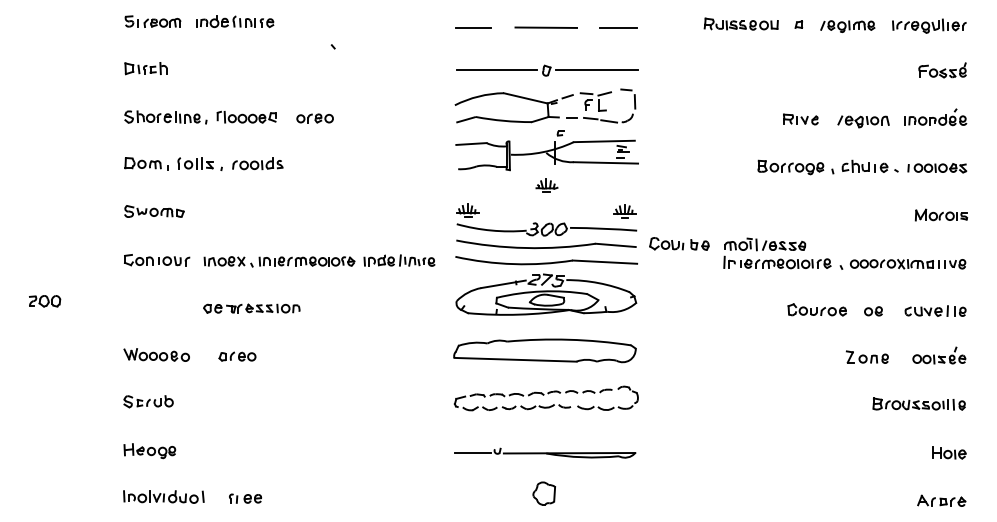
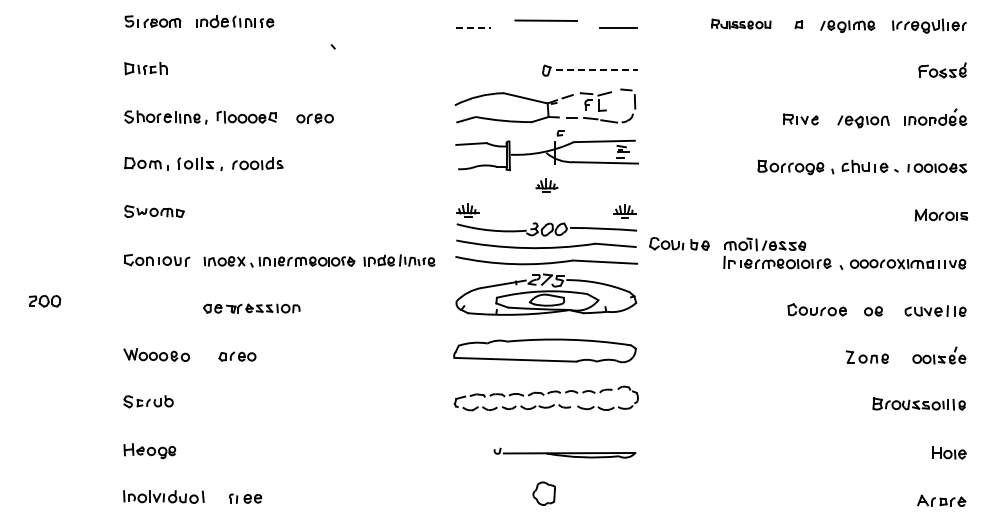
part size: 76x14 px -> 61x12 px (741, 23)
line: solid -> dashed (474, 27)
line position: (545, 27) -> (545, 20) (545, 20)
line: solid -> dashed (597, 69)
line: present -> none (496, 70)
line: present -> none (472, 453)
